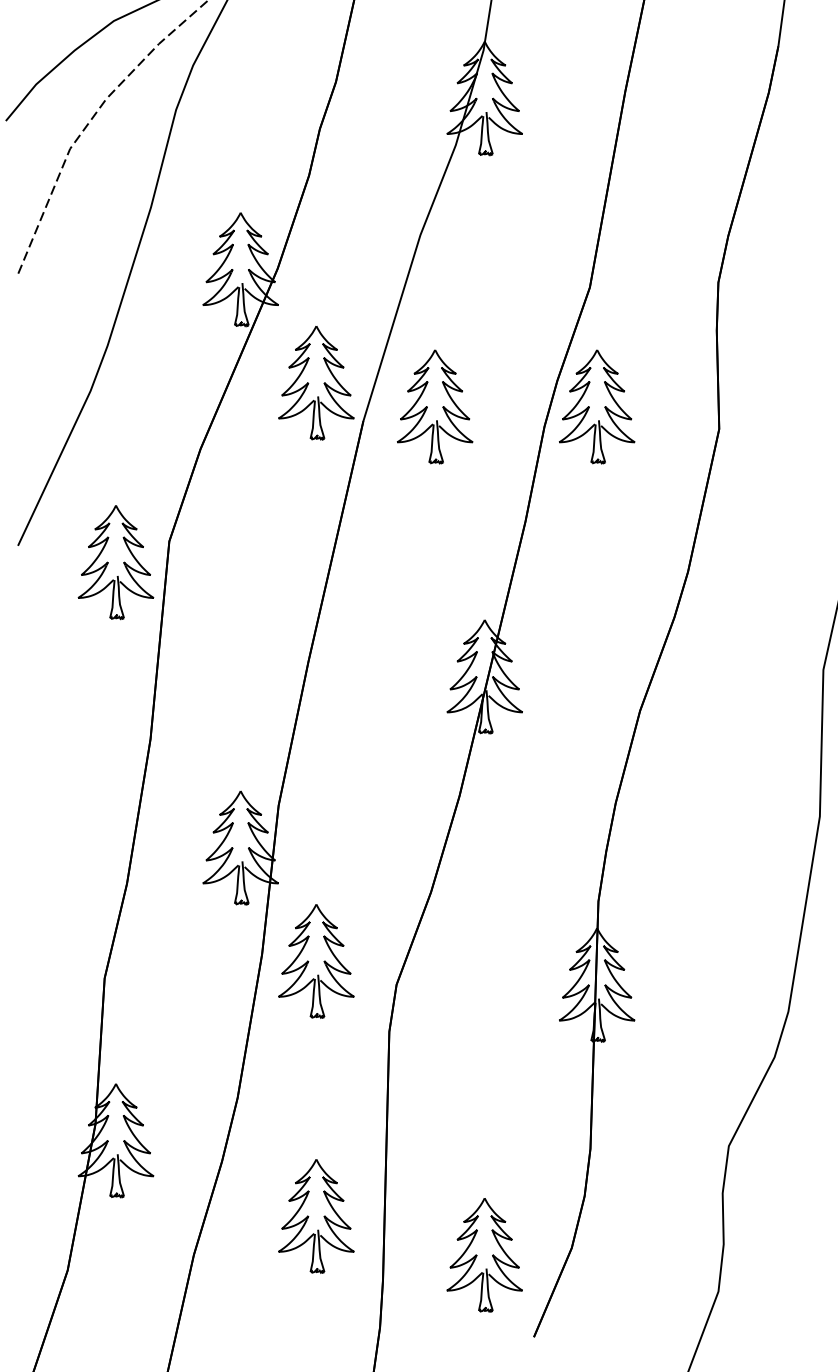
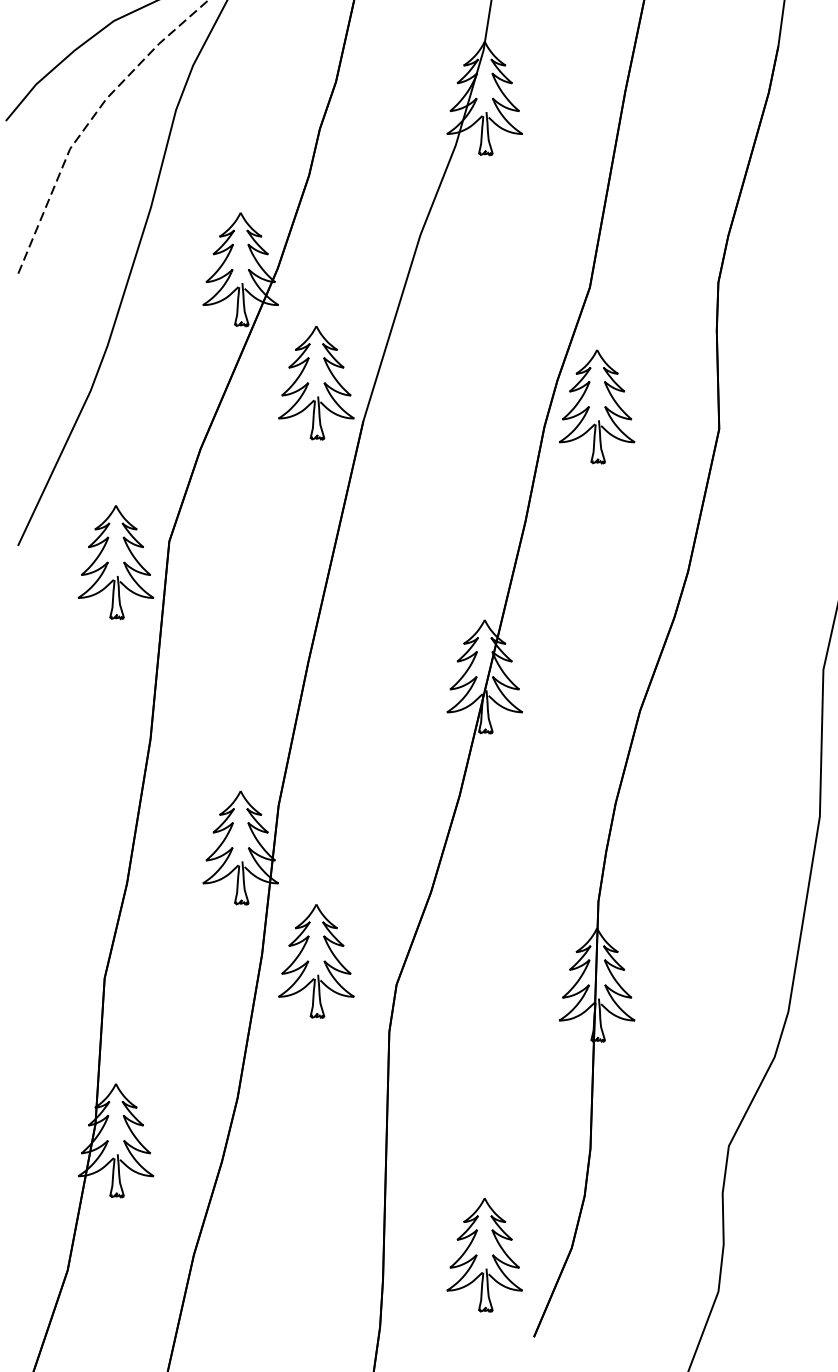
part: present -> none (435, 406)
part: present -> none (316, 1216)
